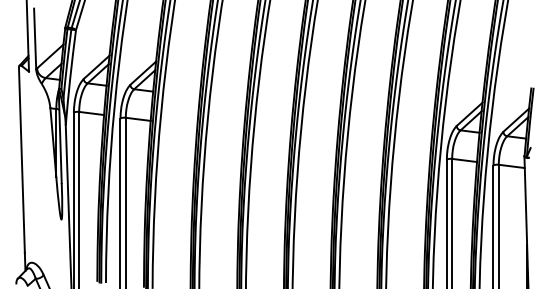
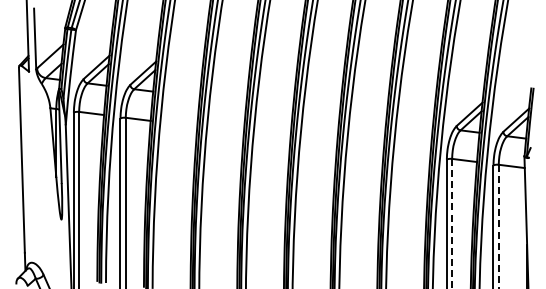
line: solid -> dashed (452, 223)
line: solid -> dashed (498, 226)
